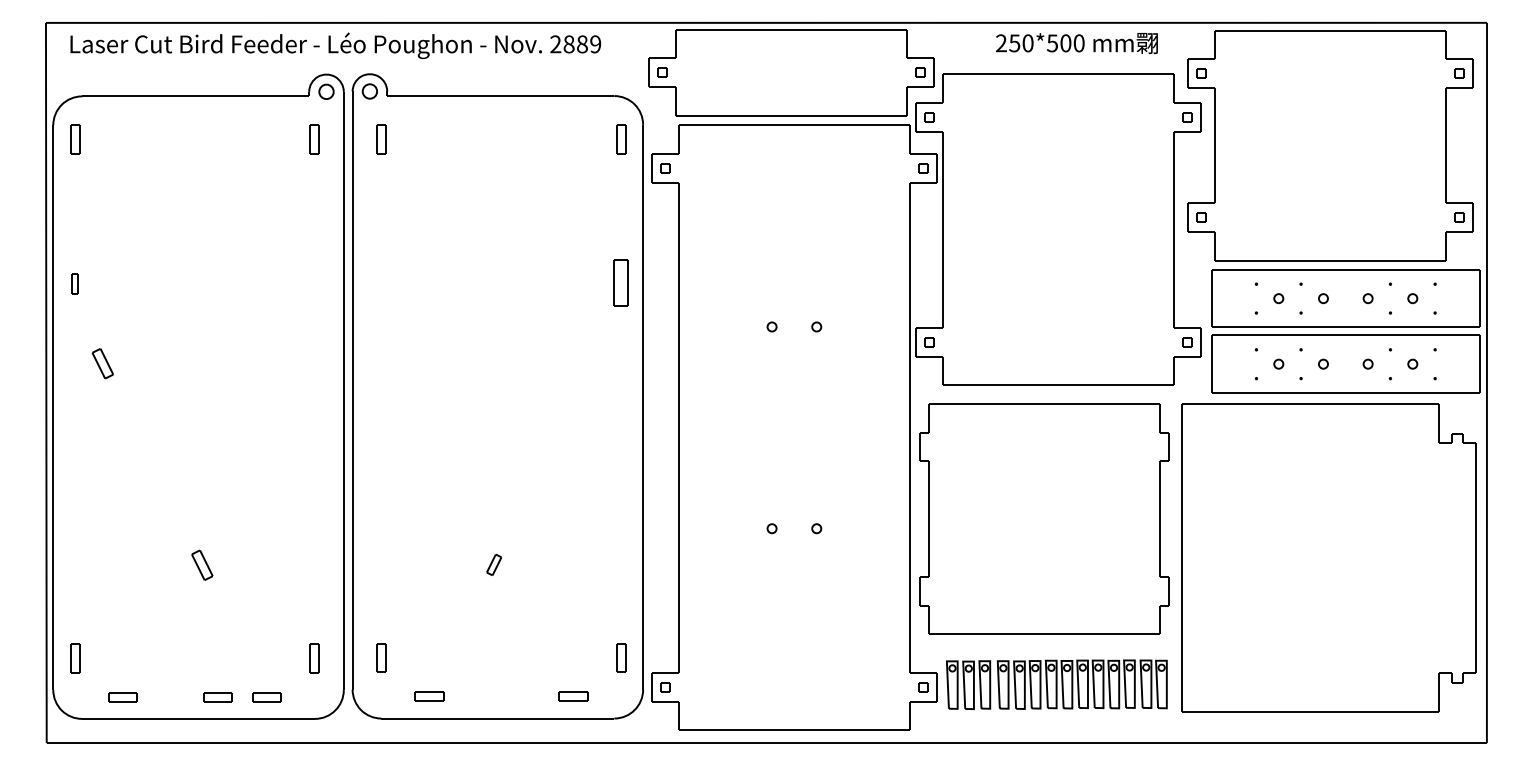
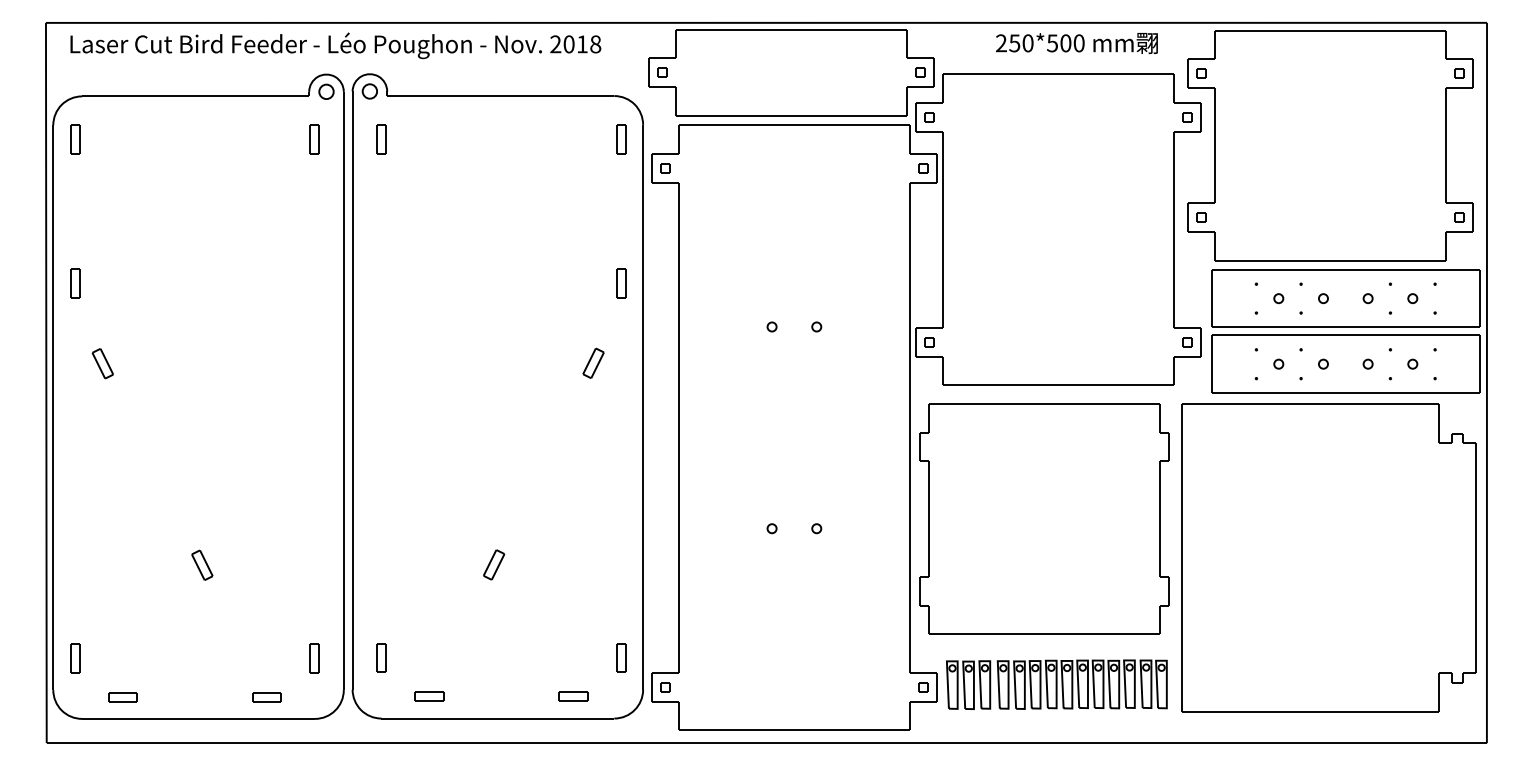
text: 2889 -> 2018 (582, 44)
part size: 16x48 px -> 11x31 px (621, 283)
part size: 8x22 px -> 11x31 px (75, 283)
part: none -> present (593, 362)
part size: 17x23 px -> 23x32 px (494, 564)
part: present -> none (217, 697)
